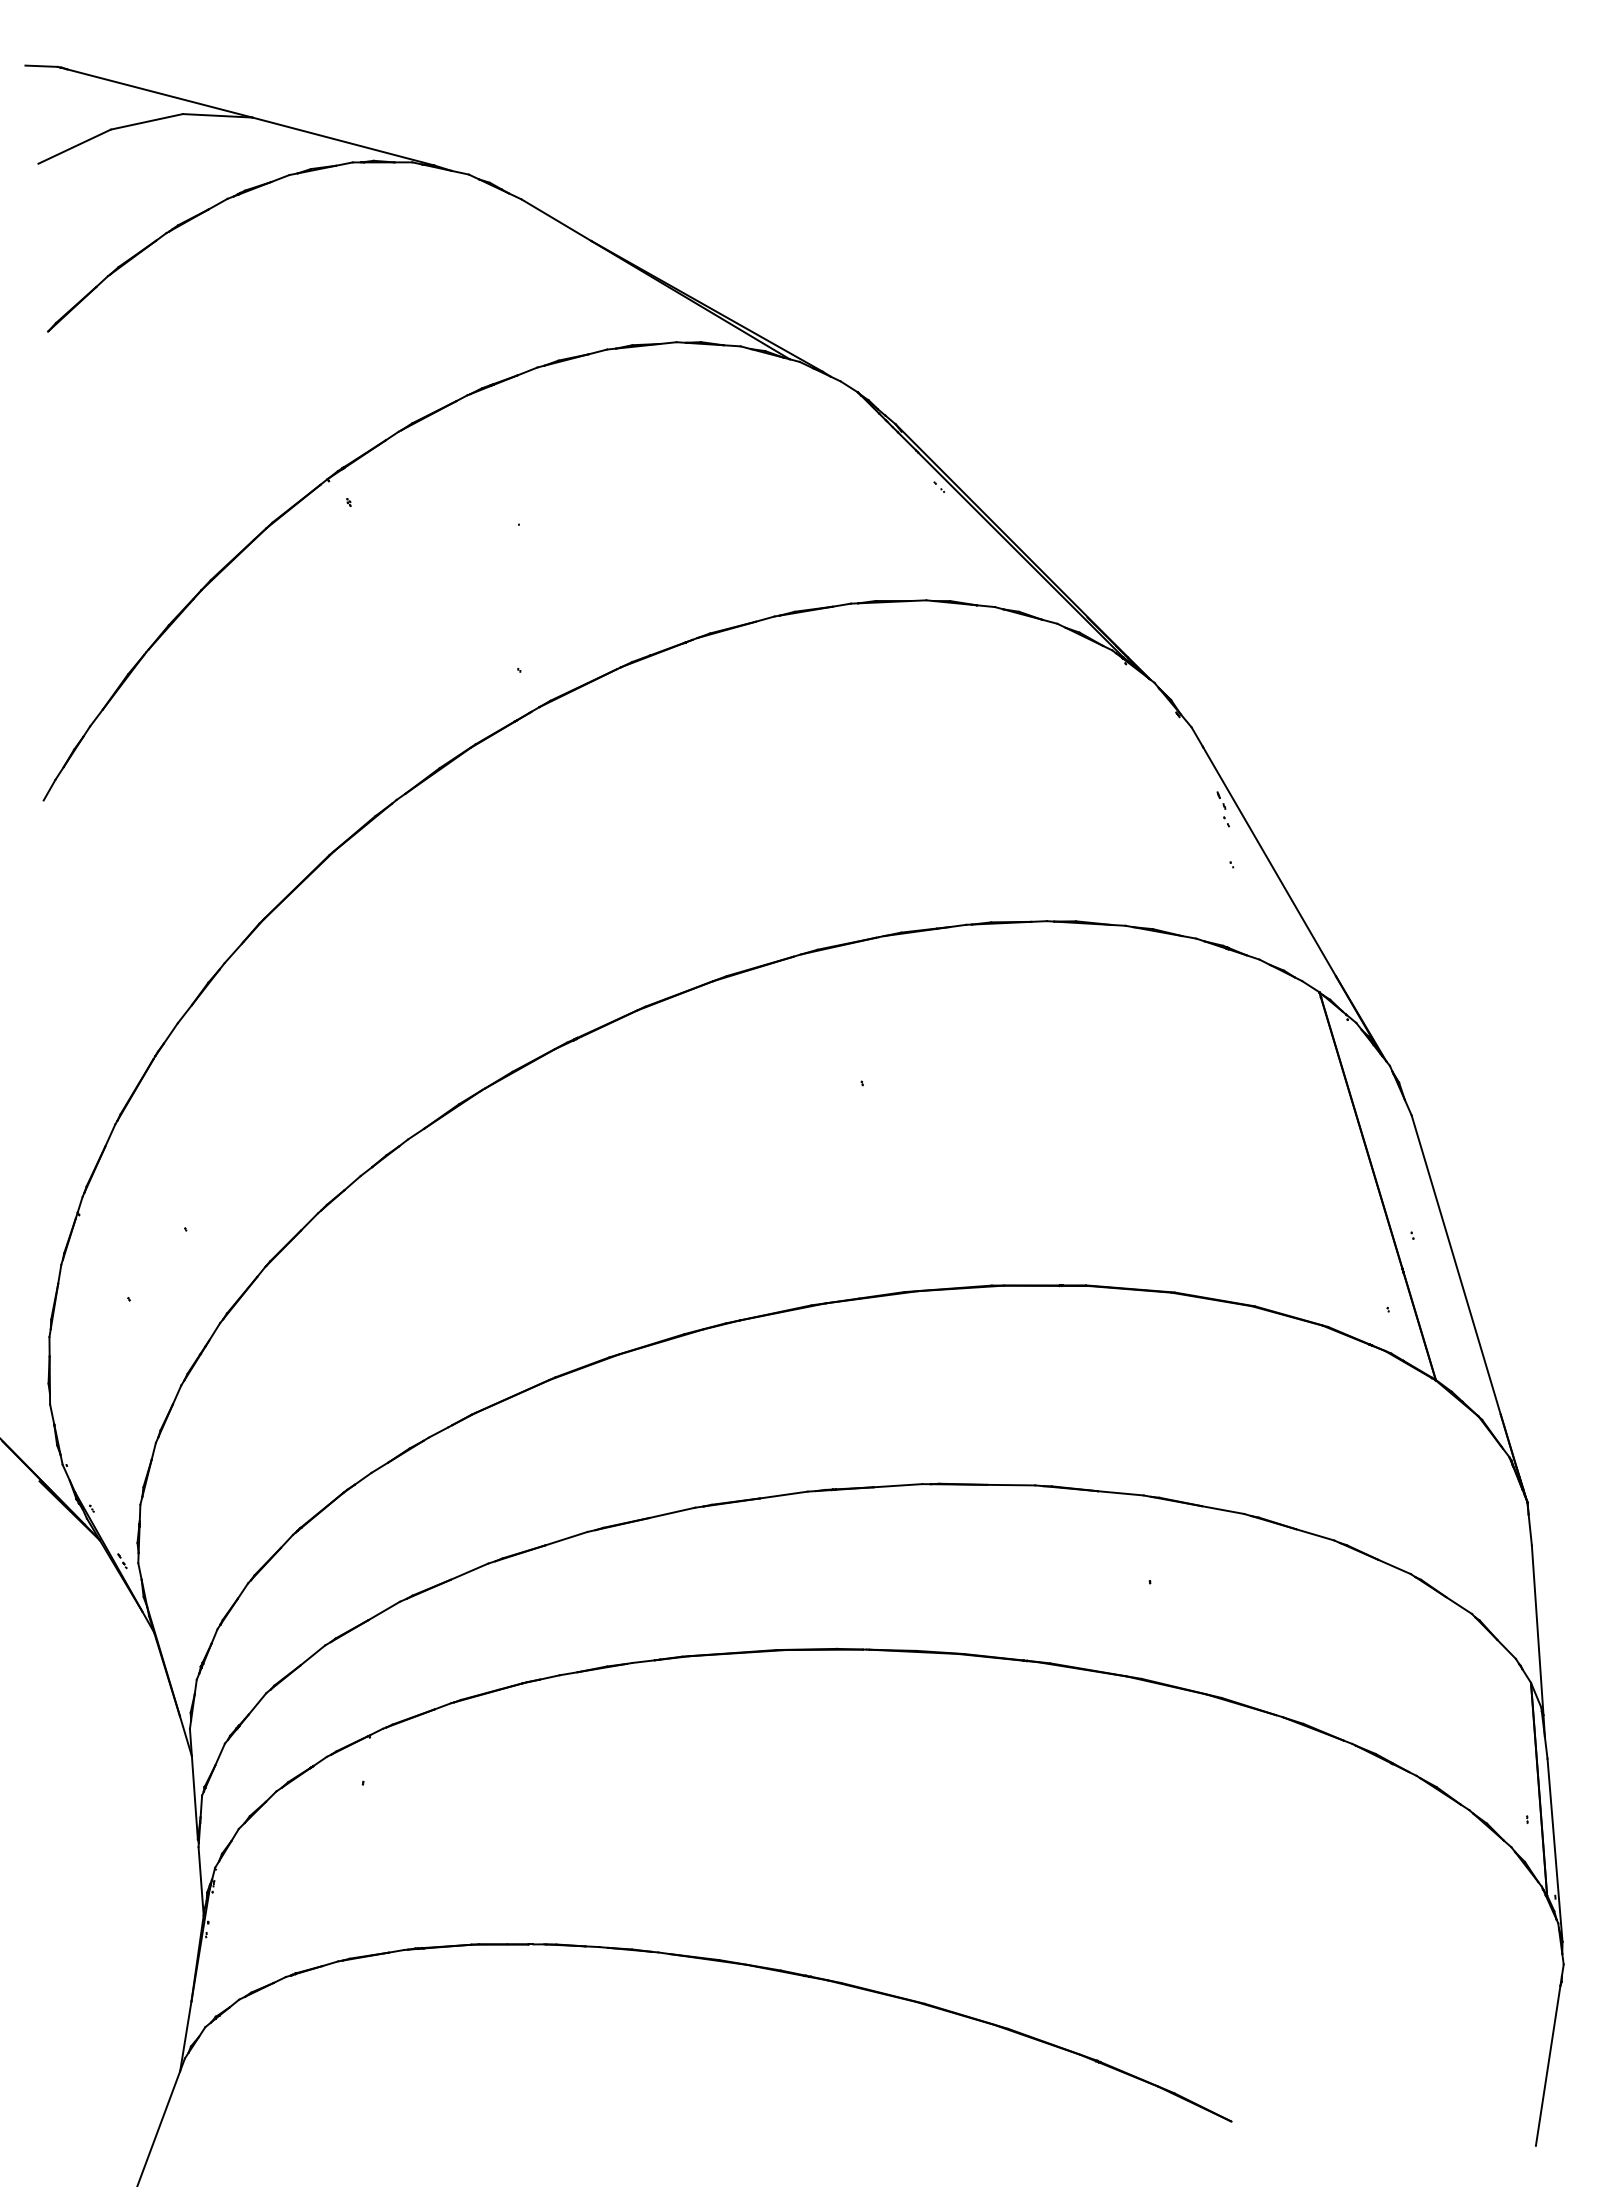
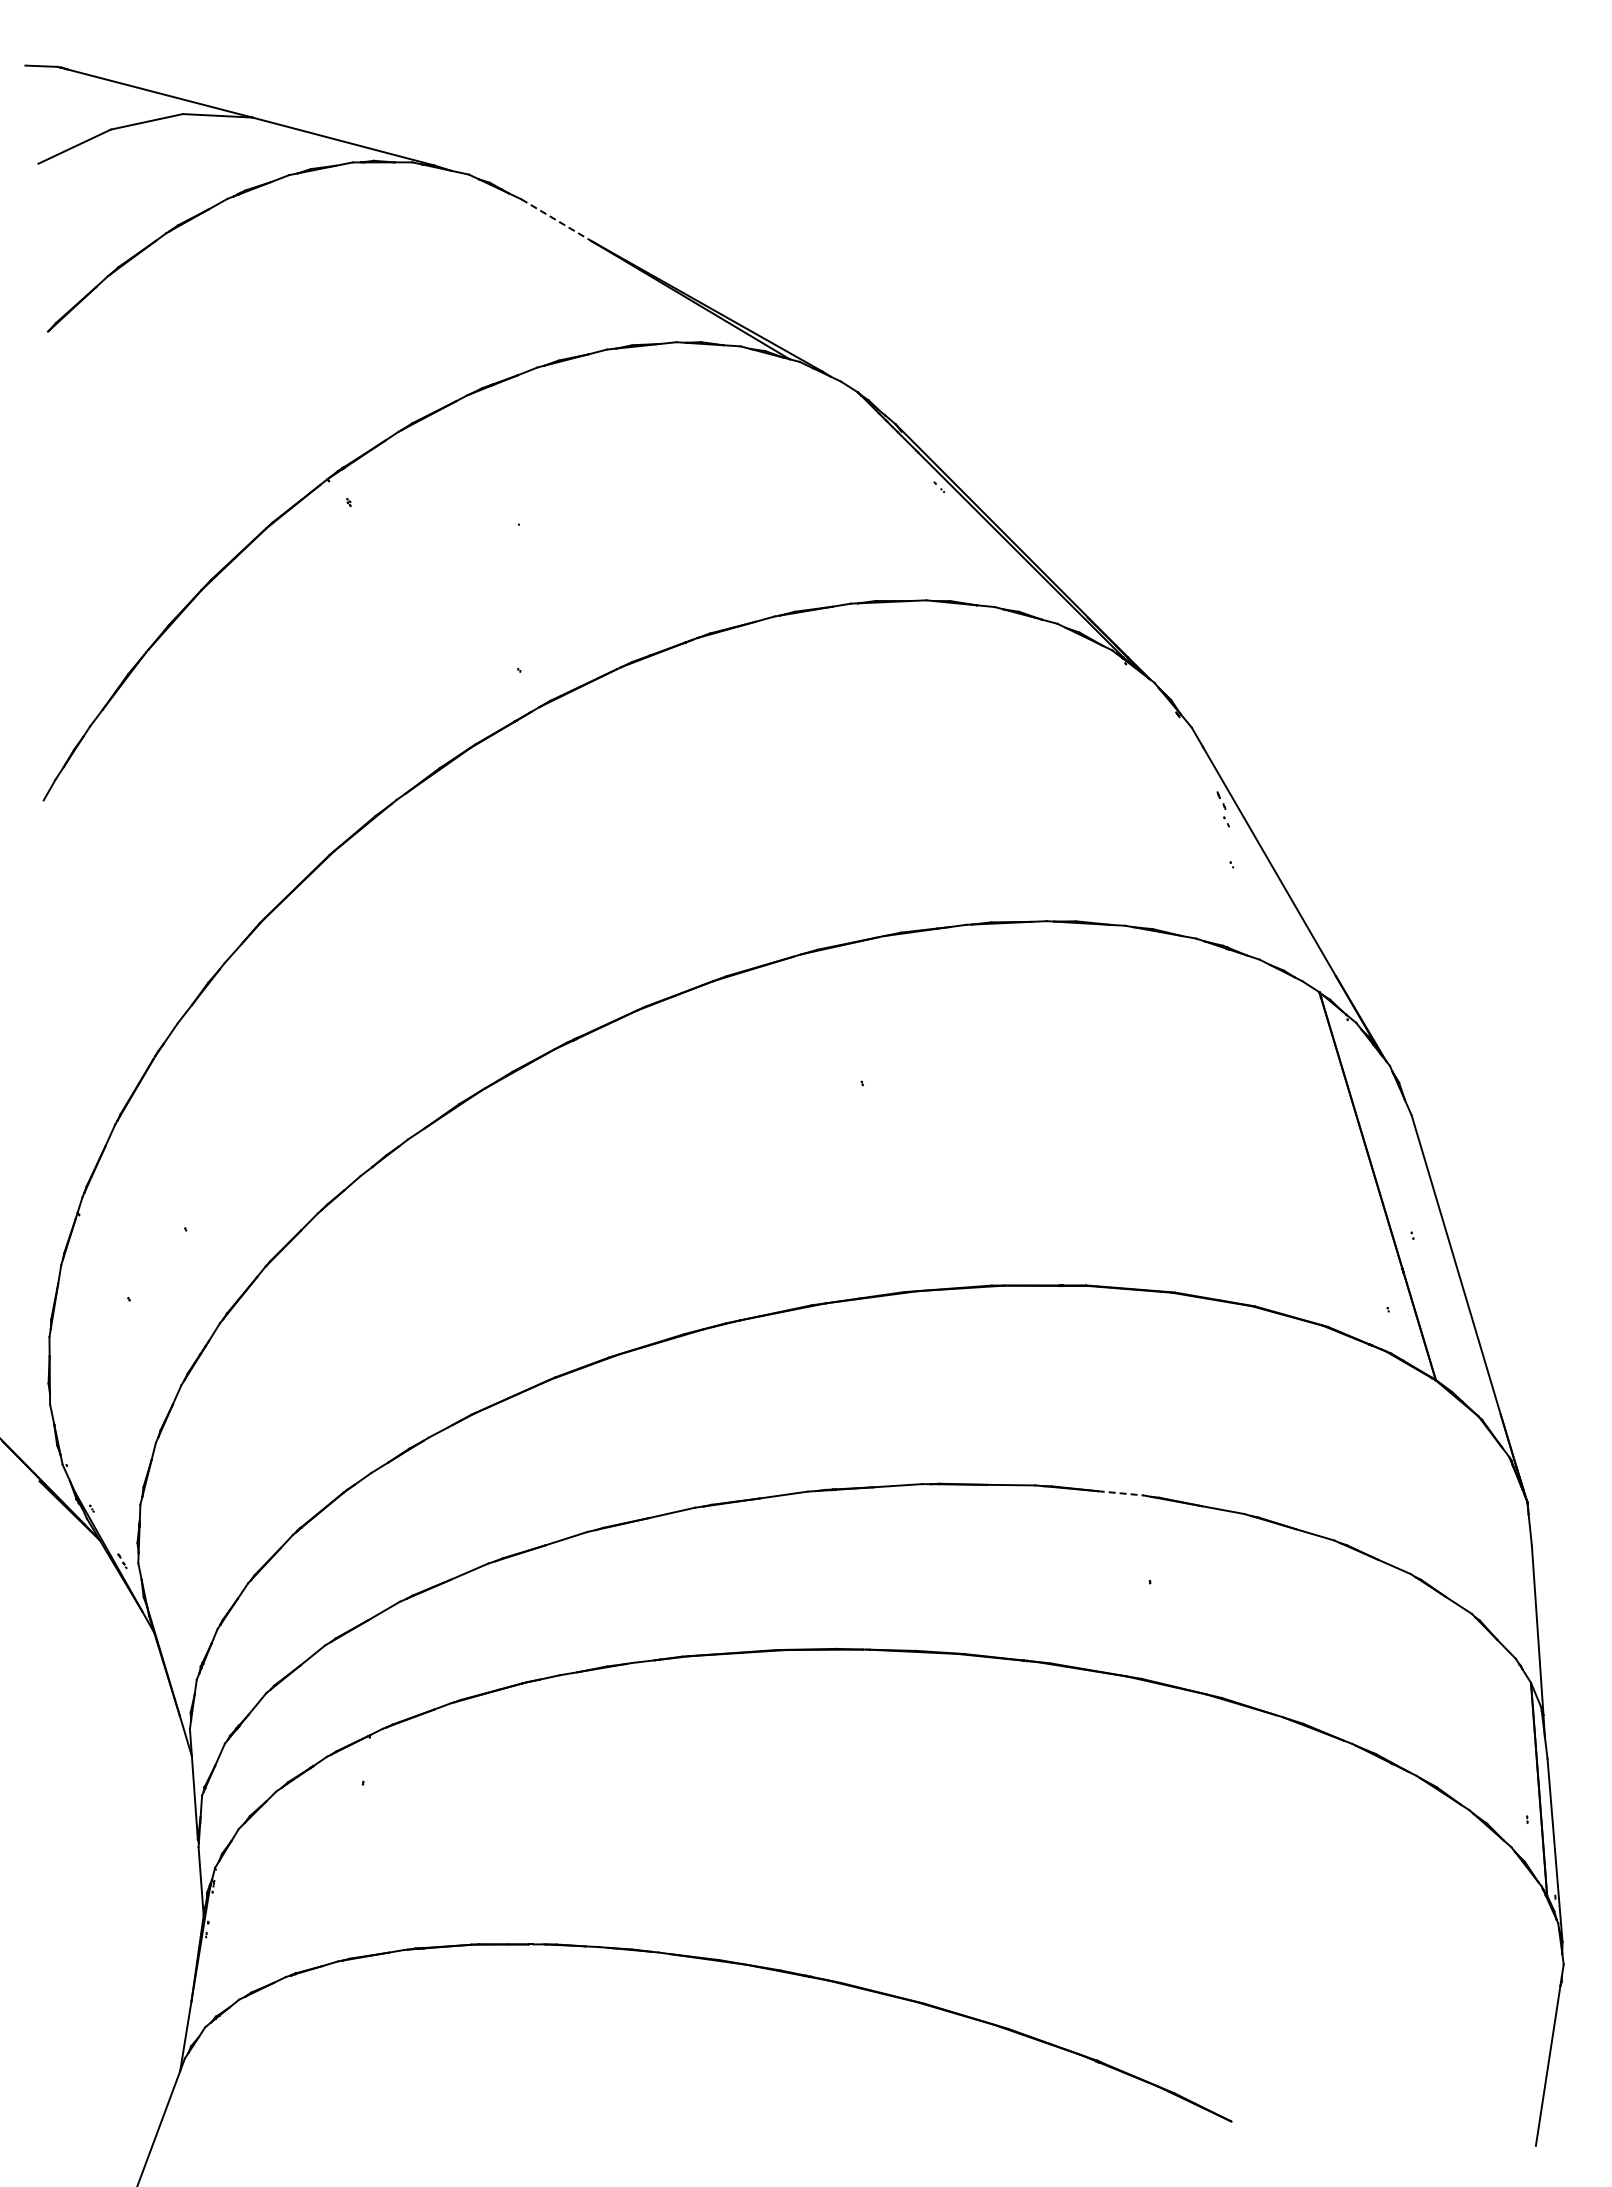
line: solid -> dashed (556, 220)
line: solid -> dashed (1121, 1493)
